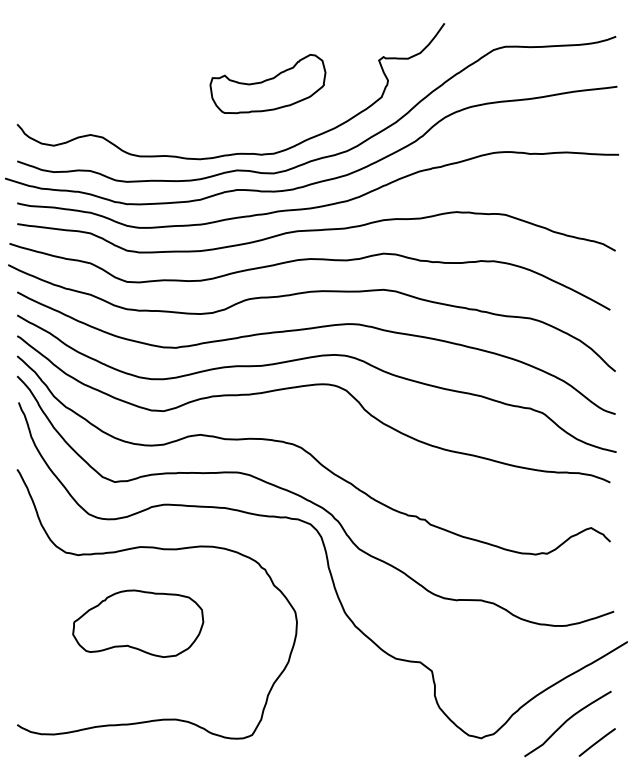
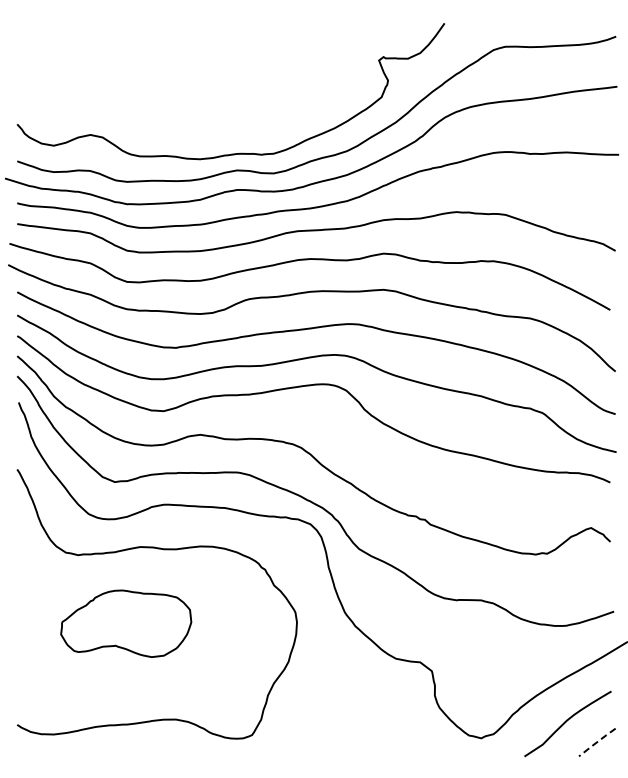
part: present -> none (267, 84)
part position: (138, 623) -> (126, 623) (126, 623)
line: solid -> dashed (597, 742)
